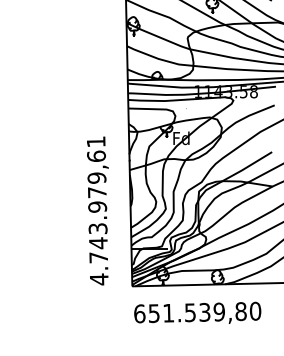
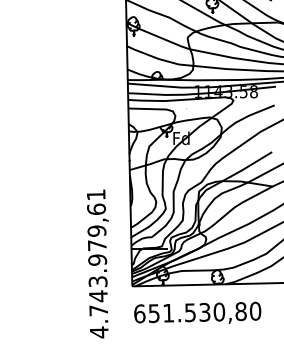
text position: (97, 210) -> (97, 263) (97, 263)
text: 651.539,80 -> 651.530,80 (219, 311)
